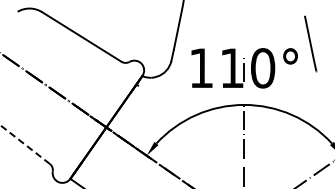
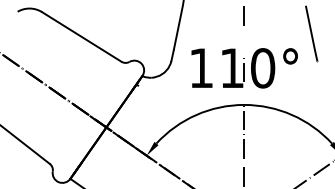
line: none -> present (244, 13)
line position: (310, 43) -> (311, 33) (311, 33)
line: dashed -> solid (24, 144)
